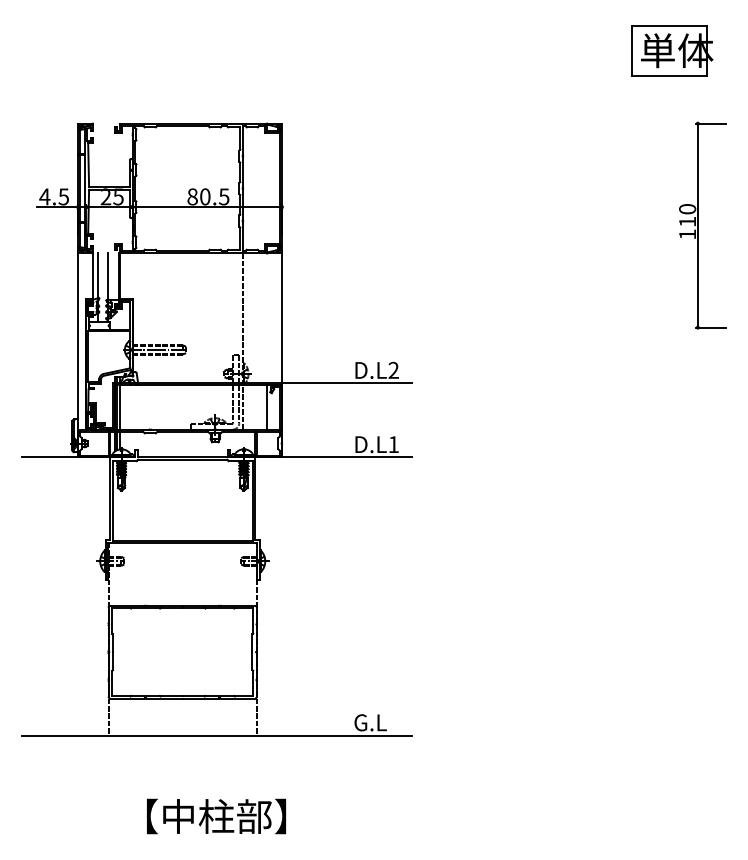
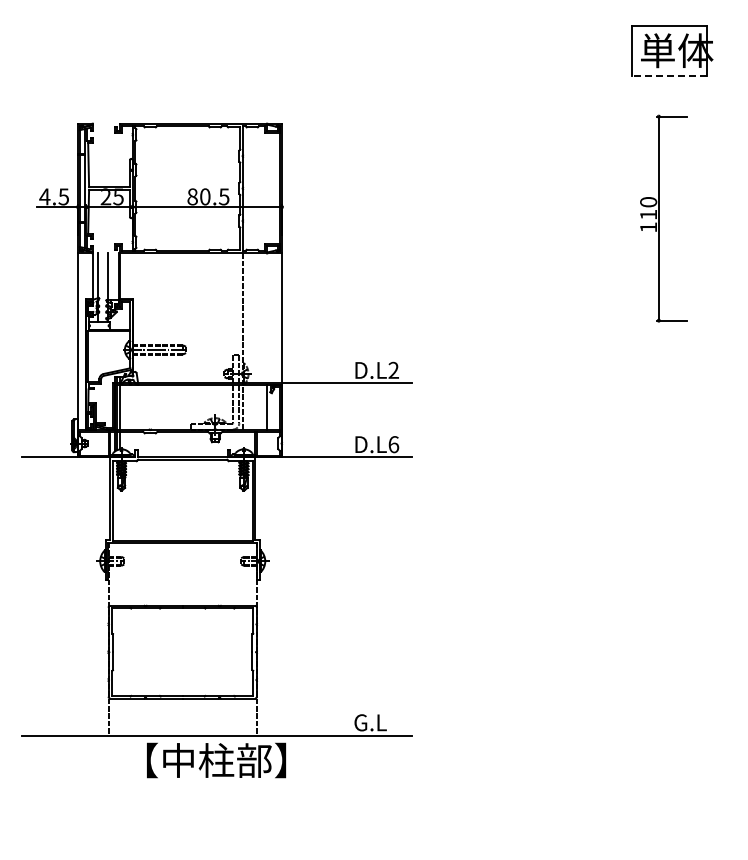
line: solid -> dashed (669, 76)
part position: (702, 225) -> (663, 218) (663, 218)
text: D.L1 -> D.L6 (393, 444)
text position: (216, 816) -> (216, 760) (216, 760)
